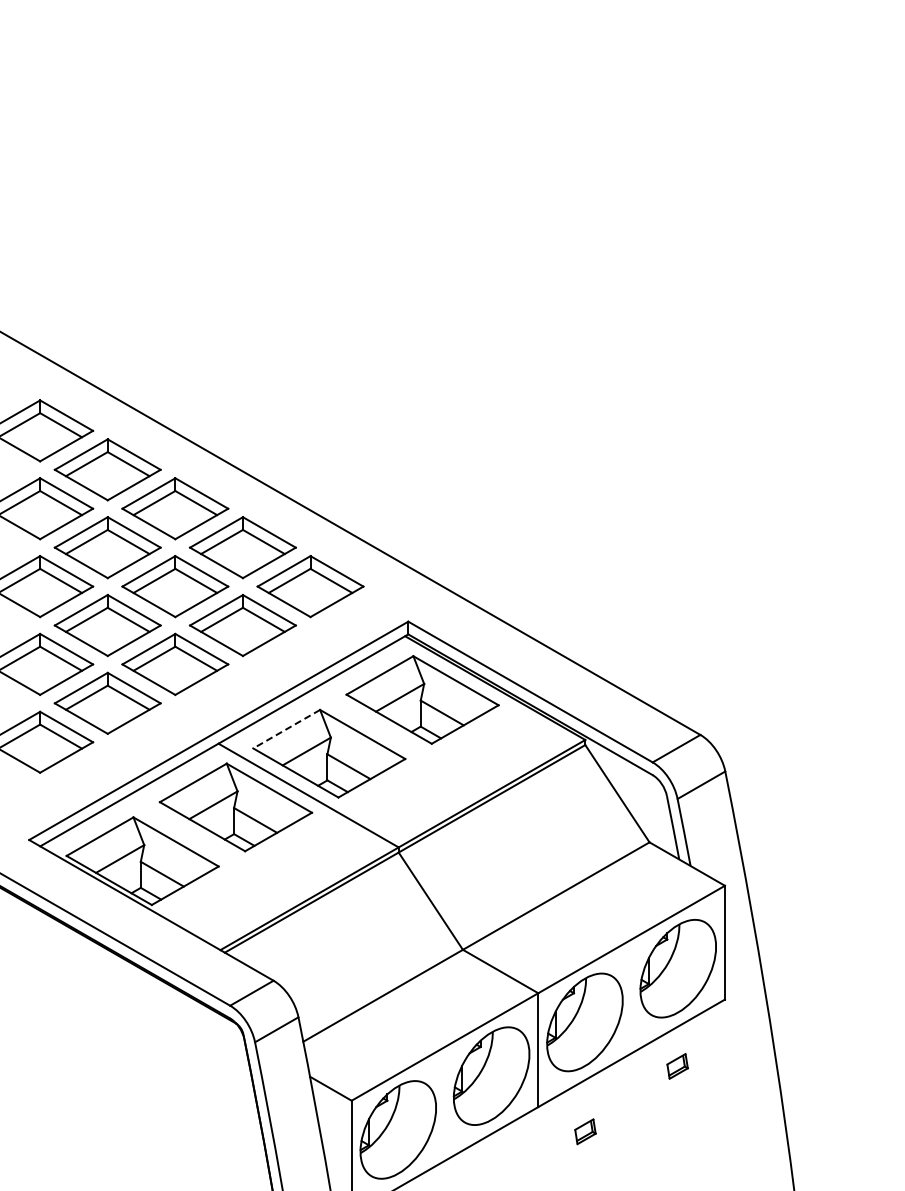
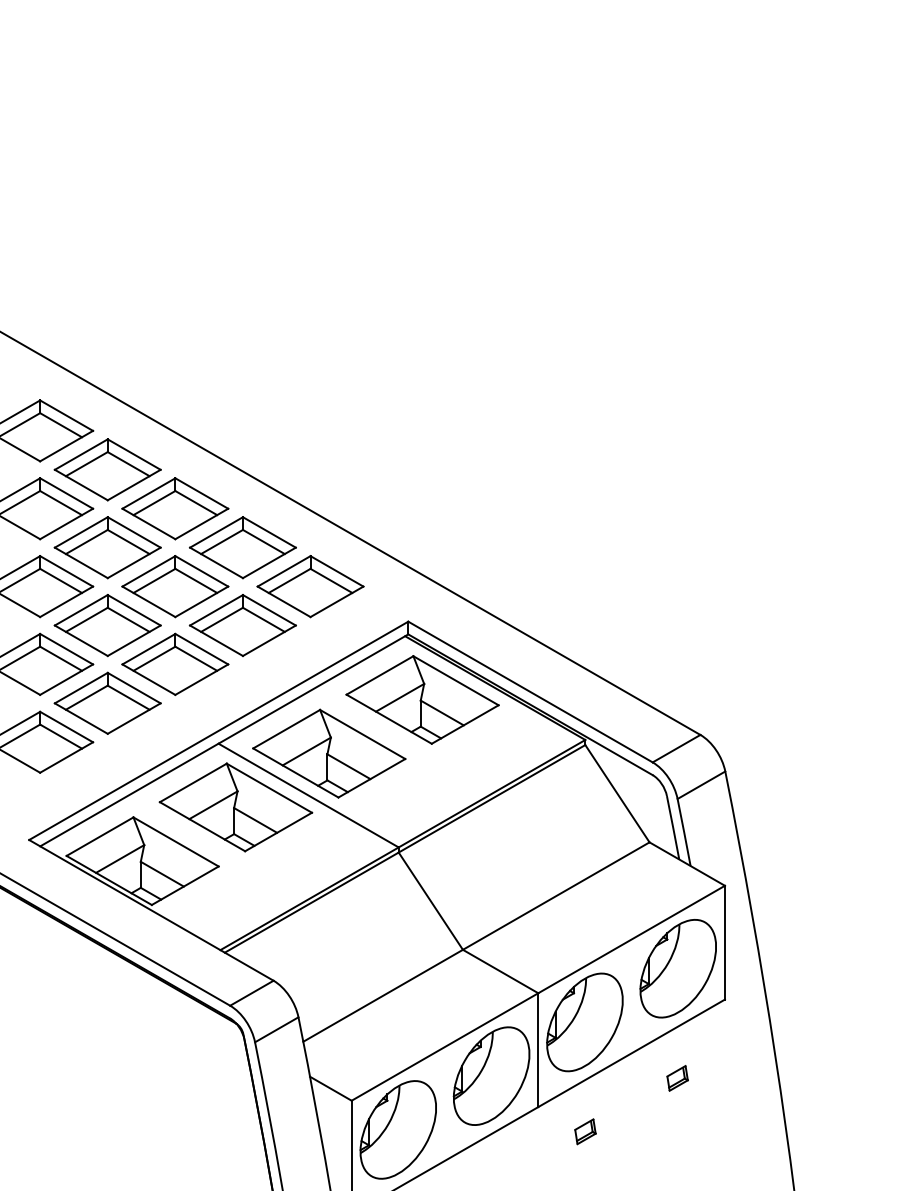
line: dashed -> solid (286, 729)
part position: (677, 1066) -> (677, 1078) (677, 1078)
